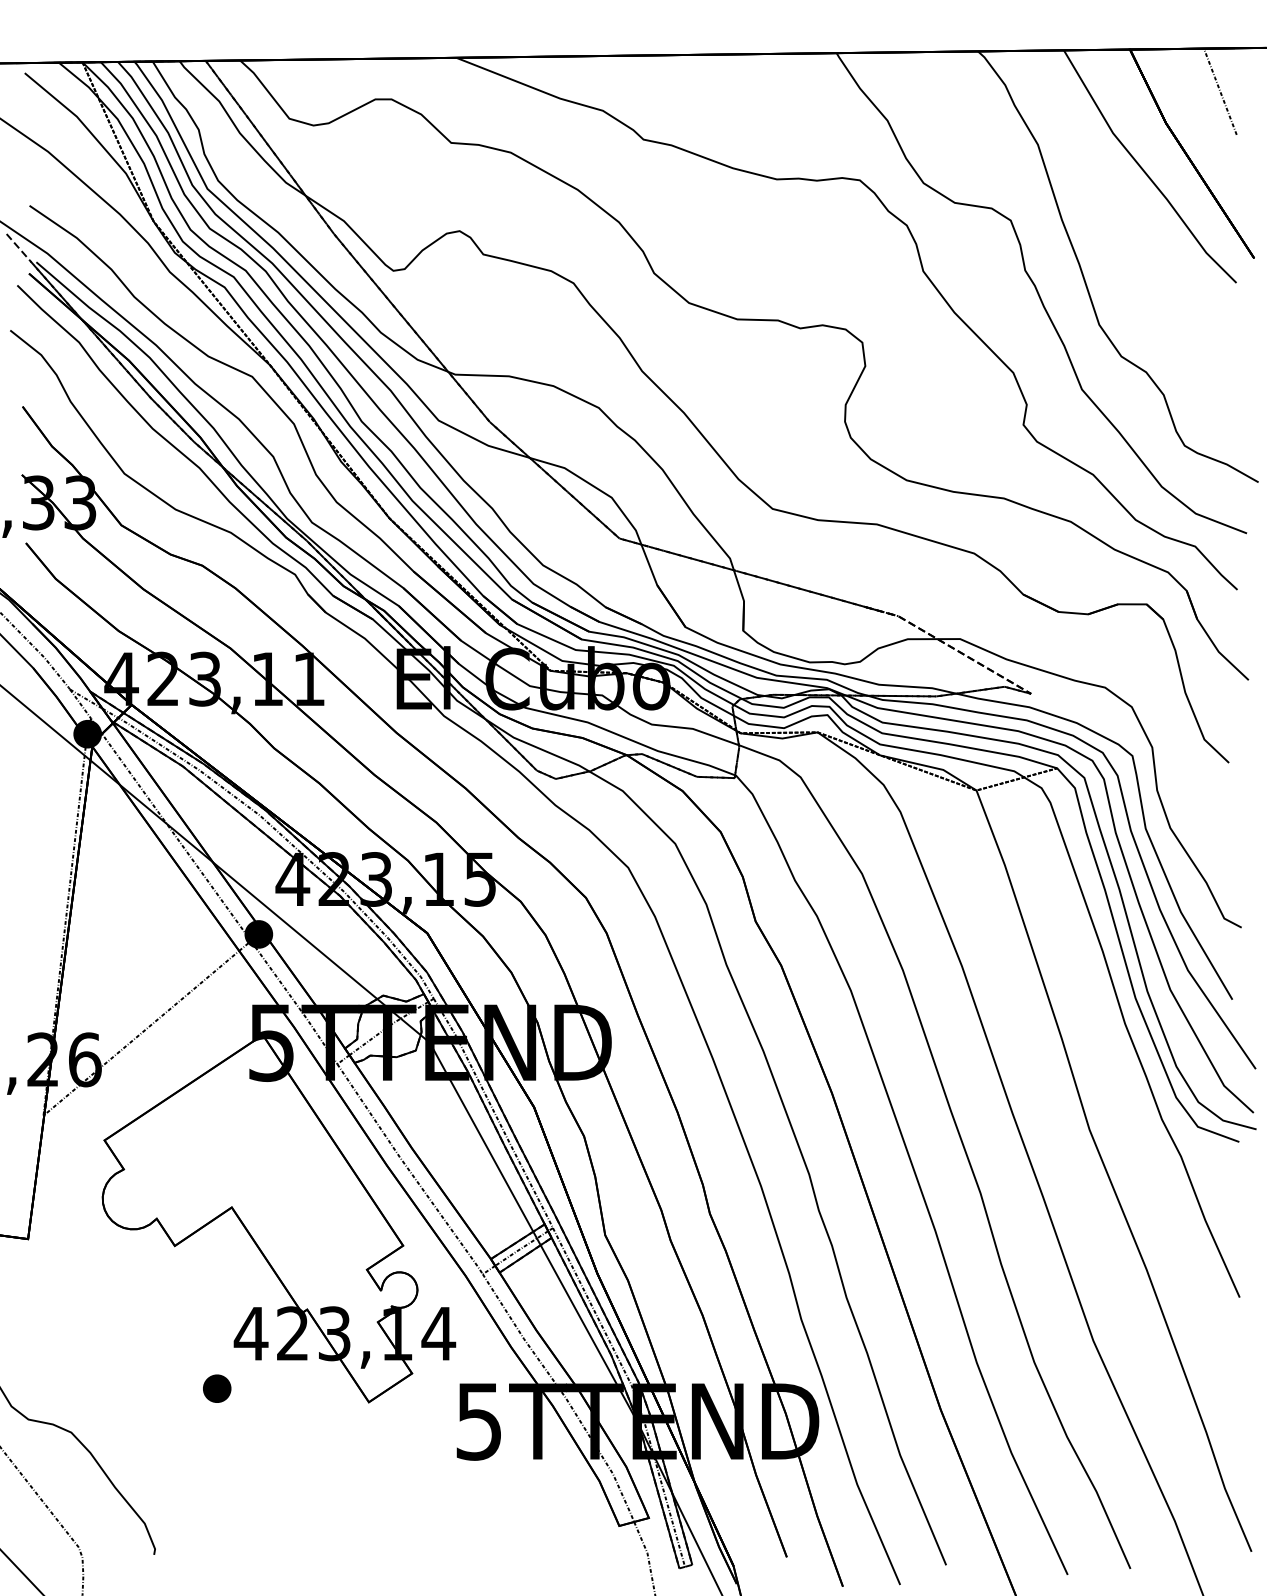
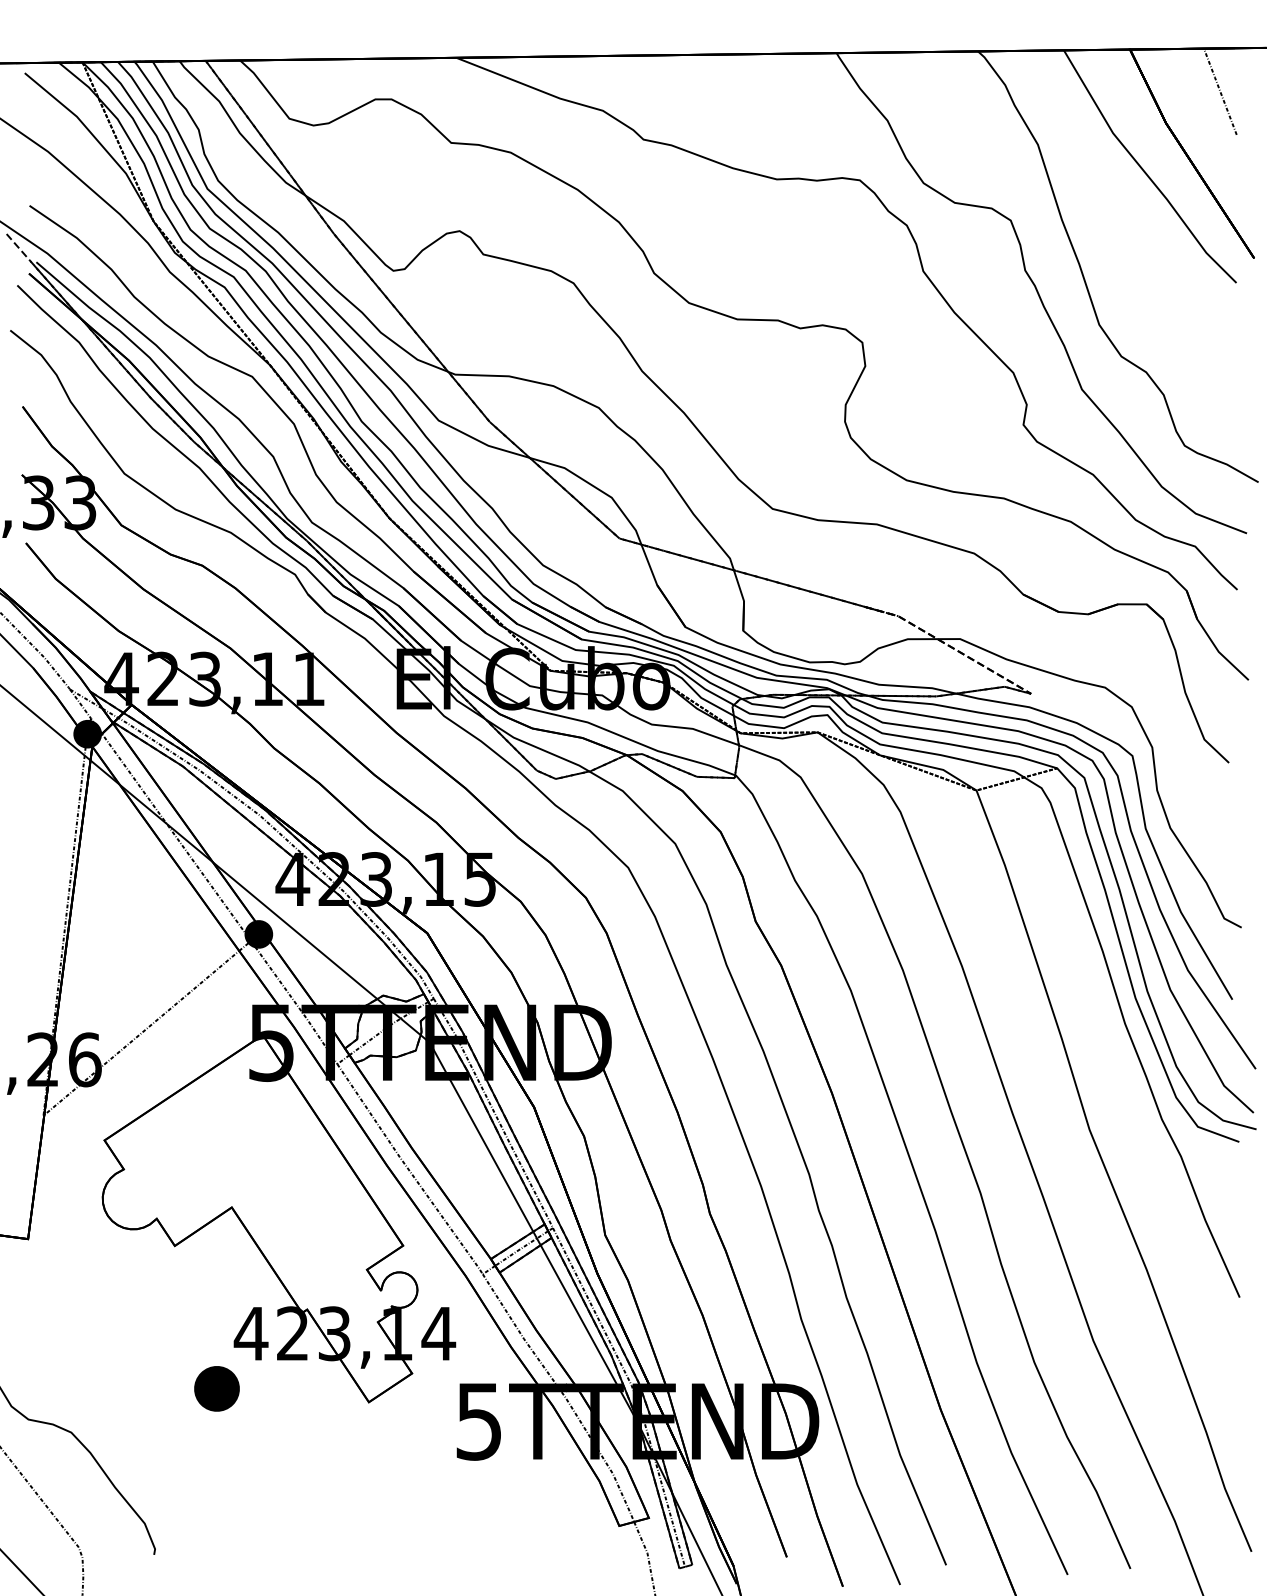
part size: 29x29 px -> 46x46 px (216, 1388)
